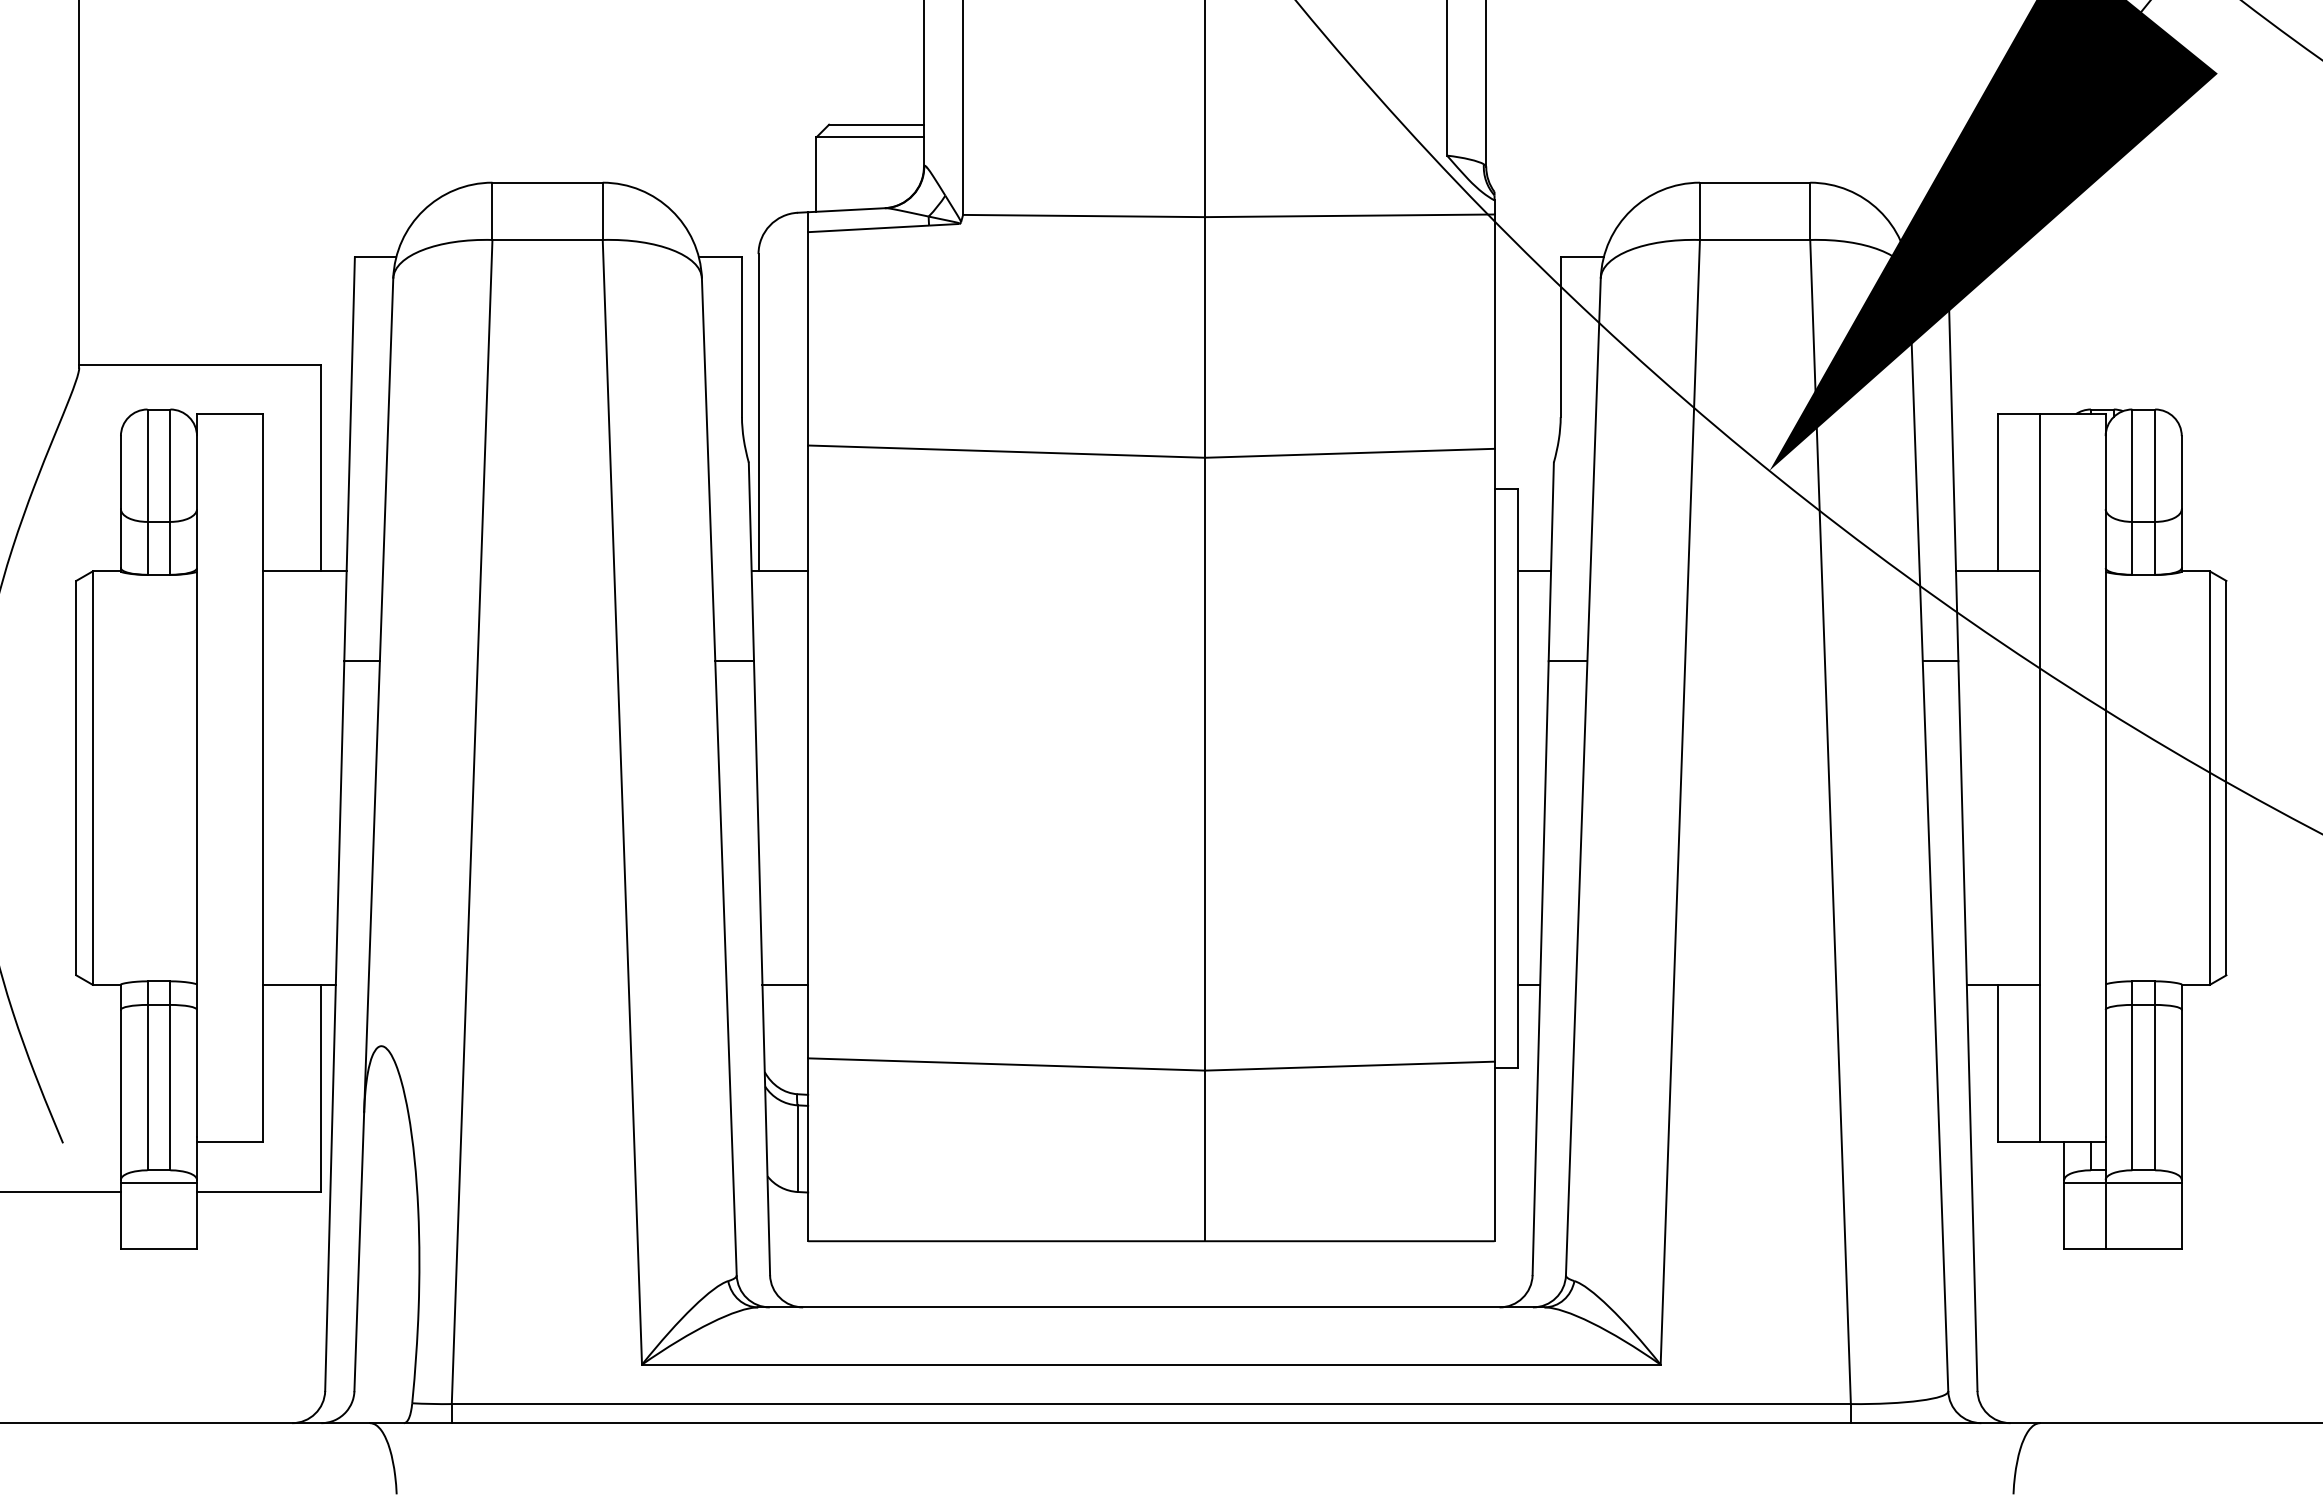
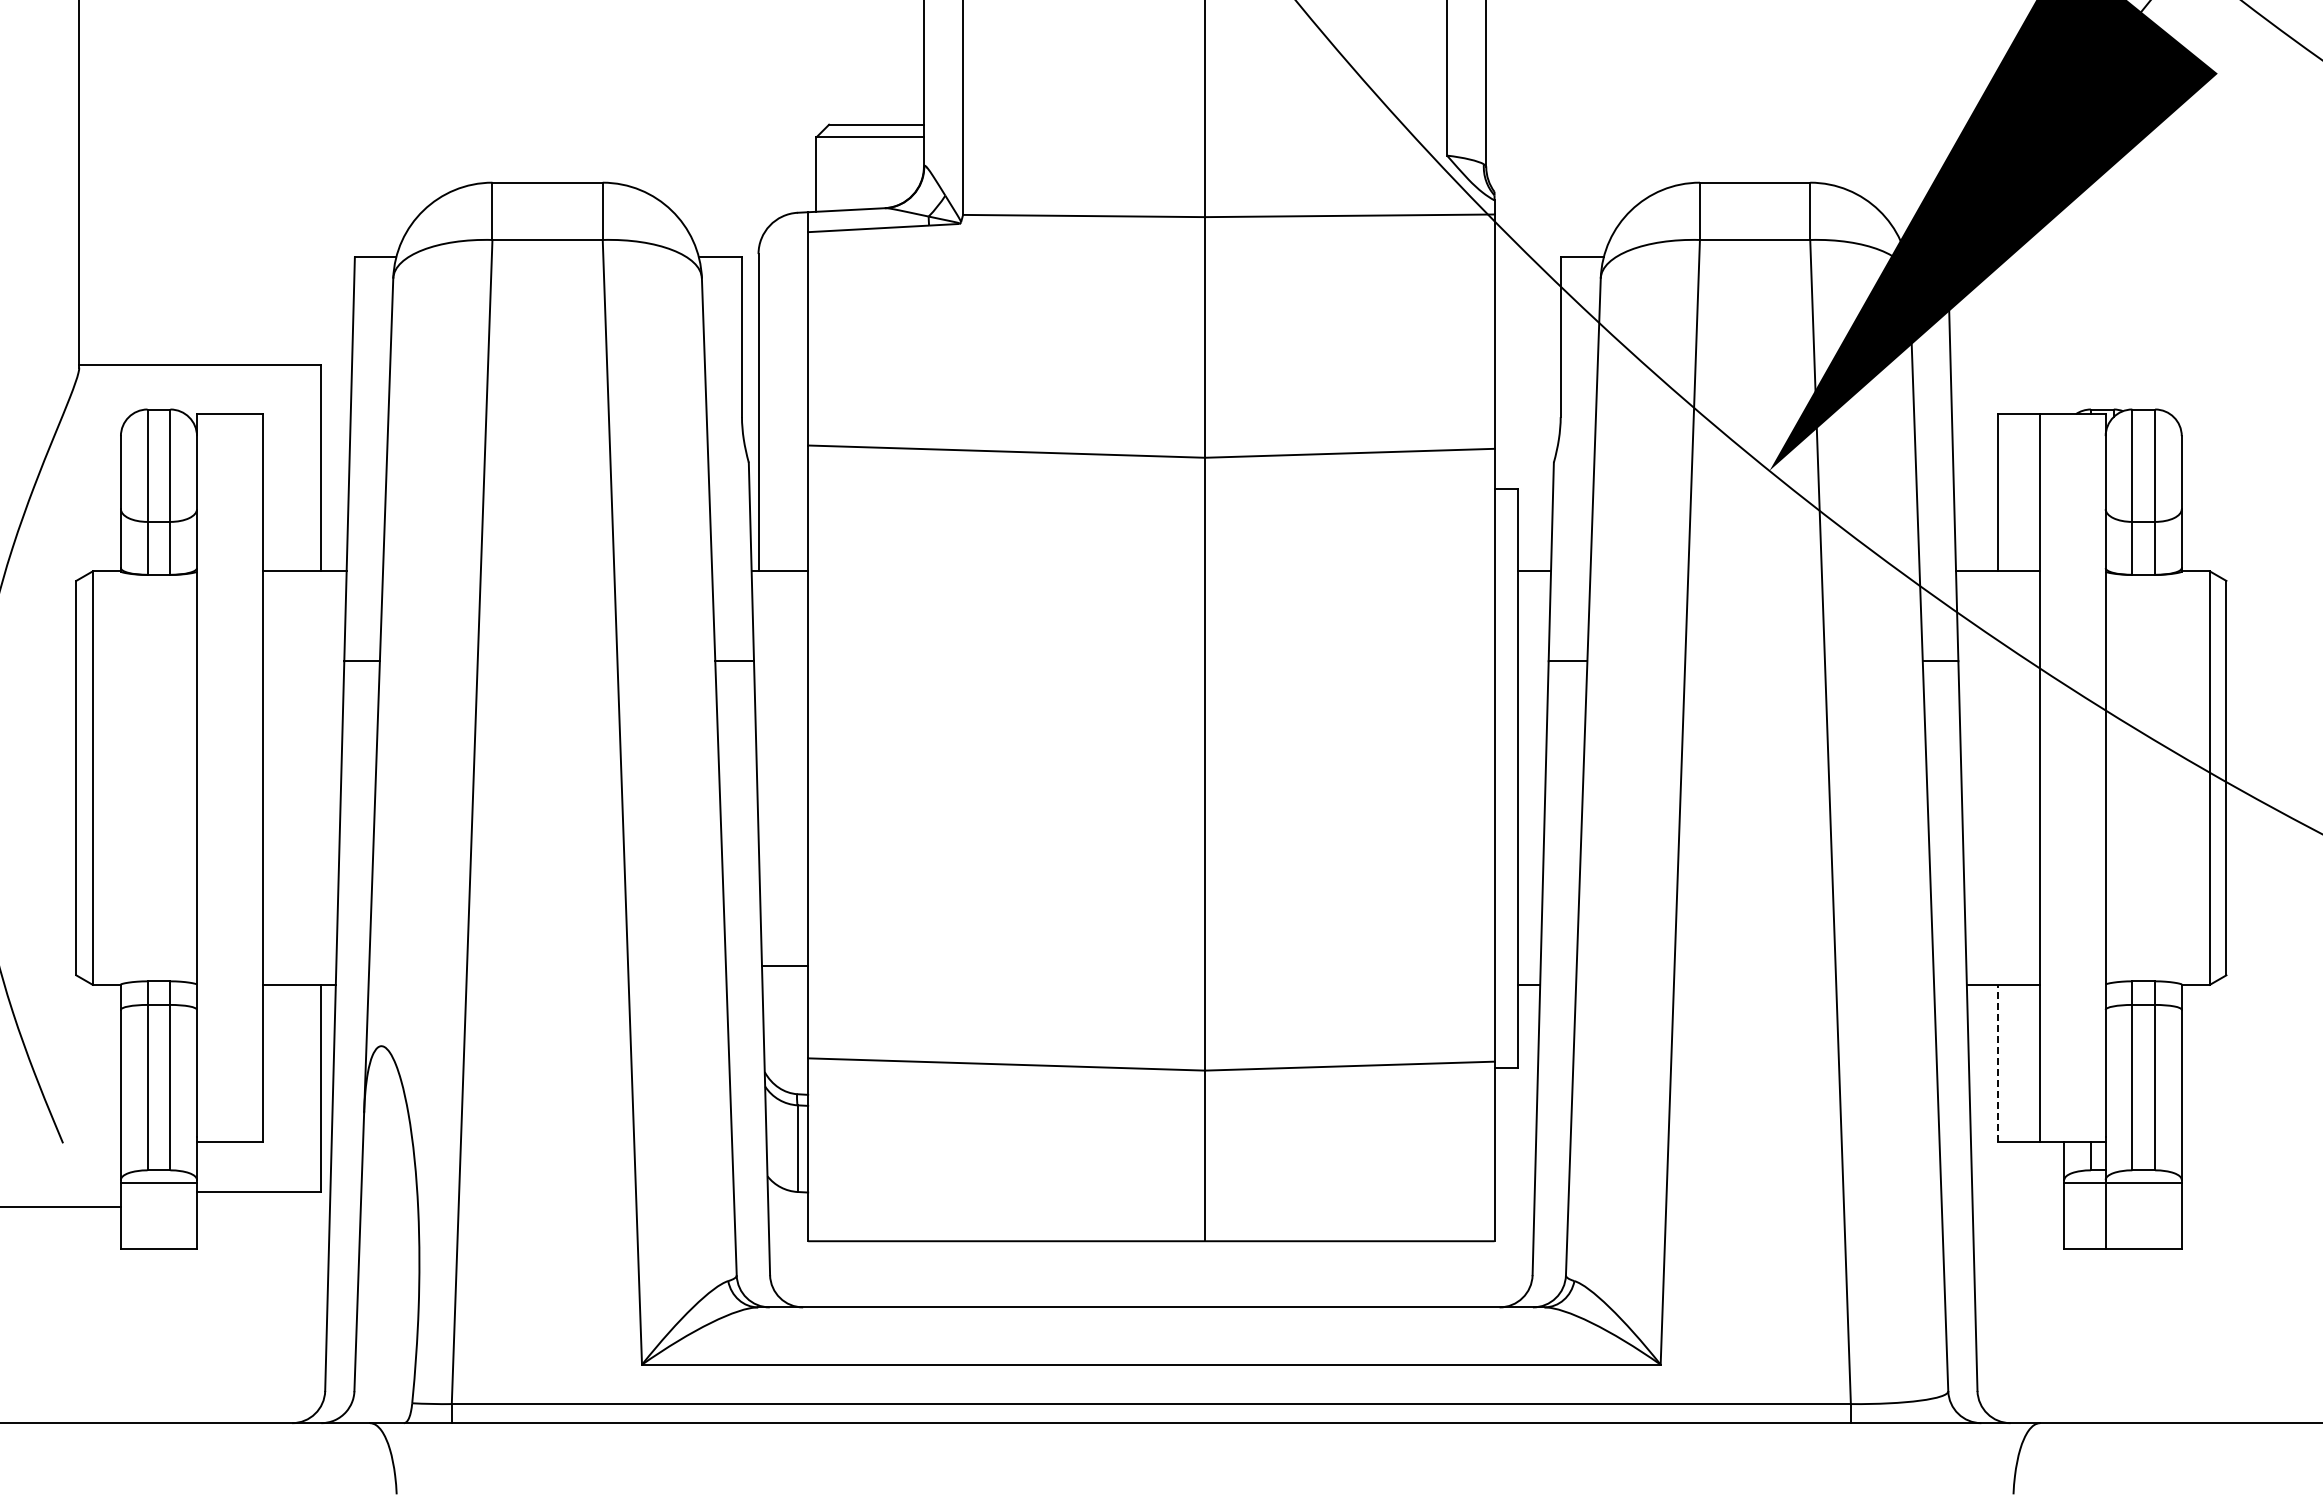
line position: (785, 984) -> (785, 965) (785, 965)
line: solid -> dashed (1998, 1063)
line position: (61, 1191) -> (61, 1206) (61, 1206)
